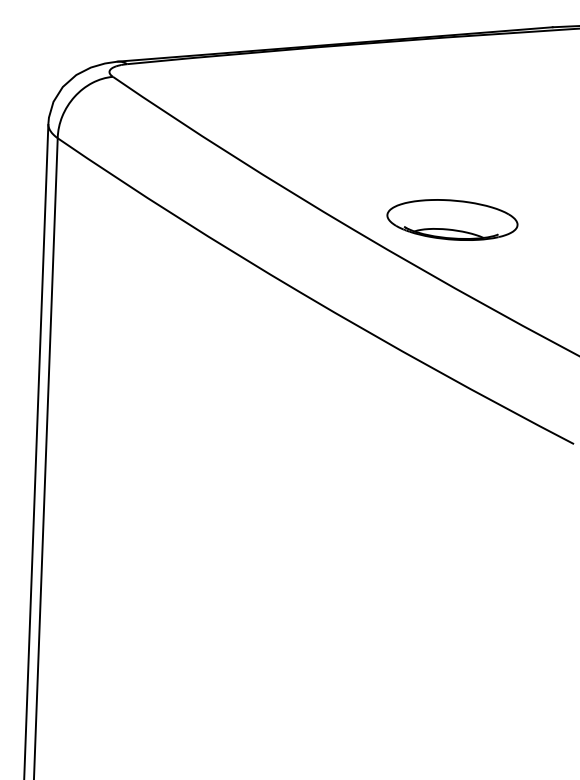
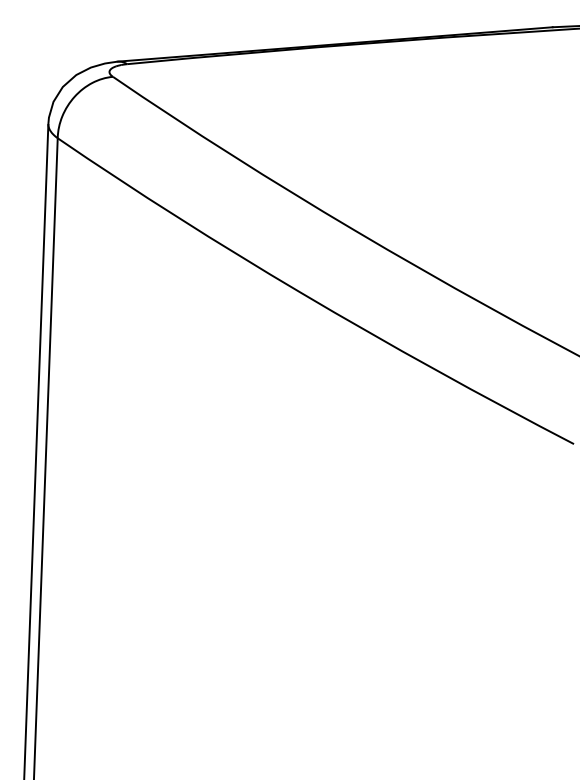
part: present -> none (452, 219)
